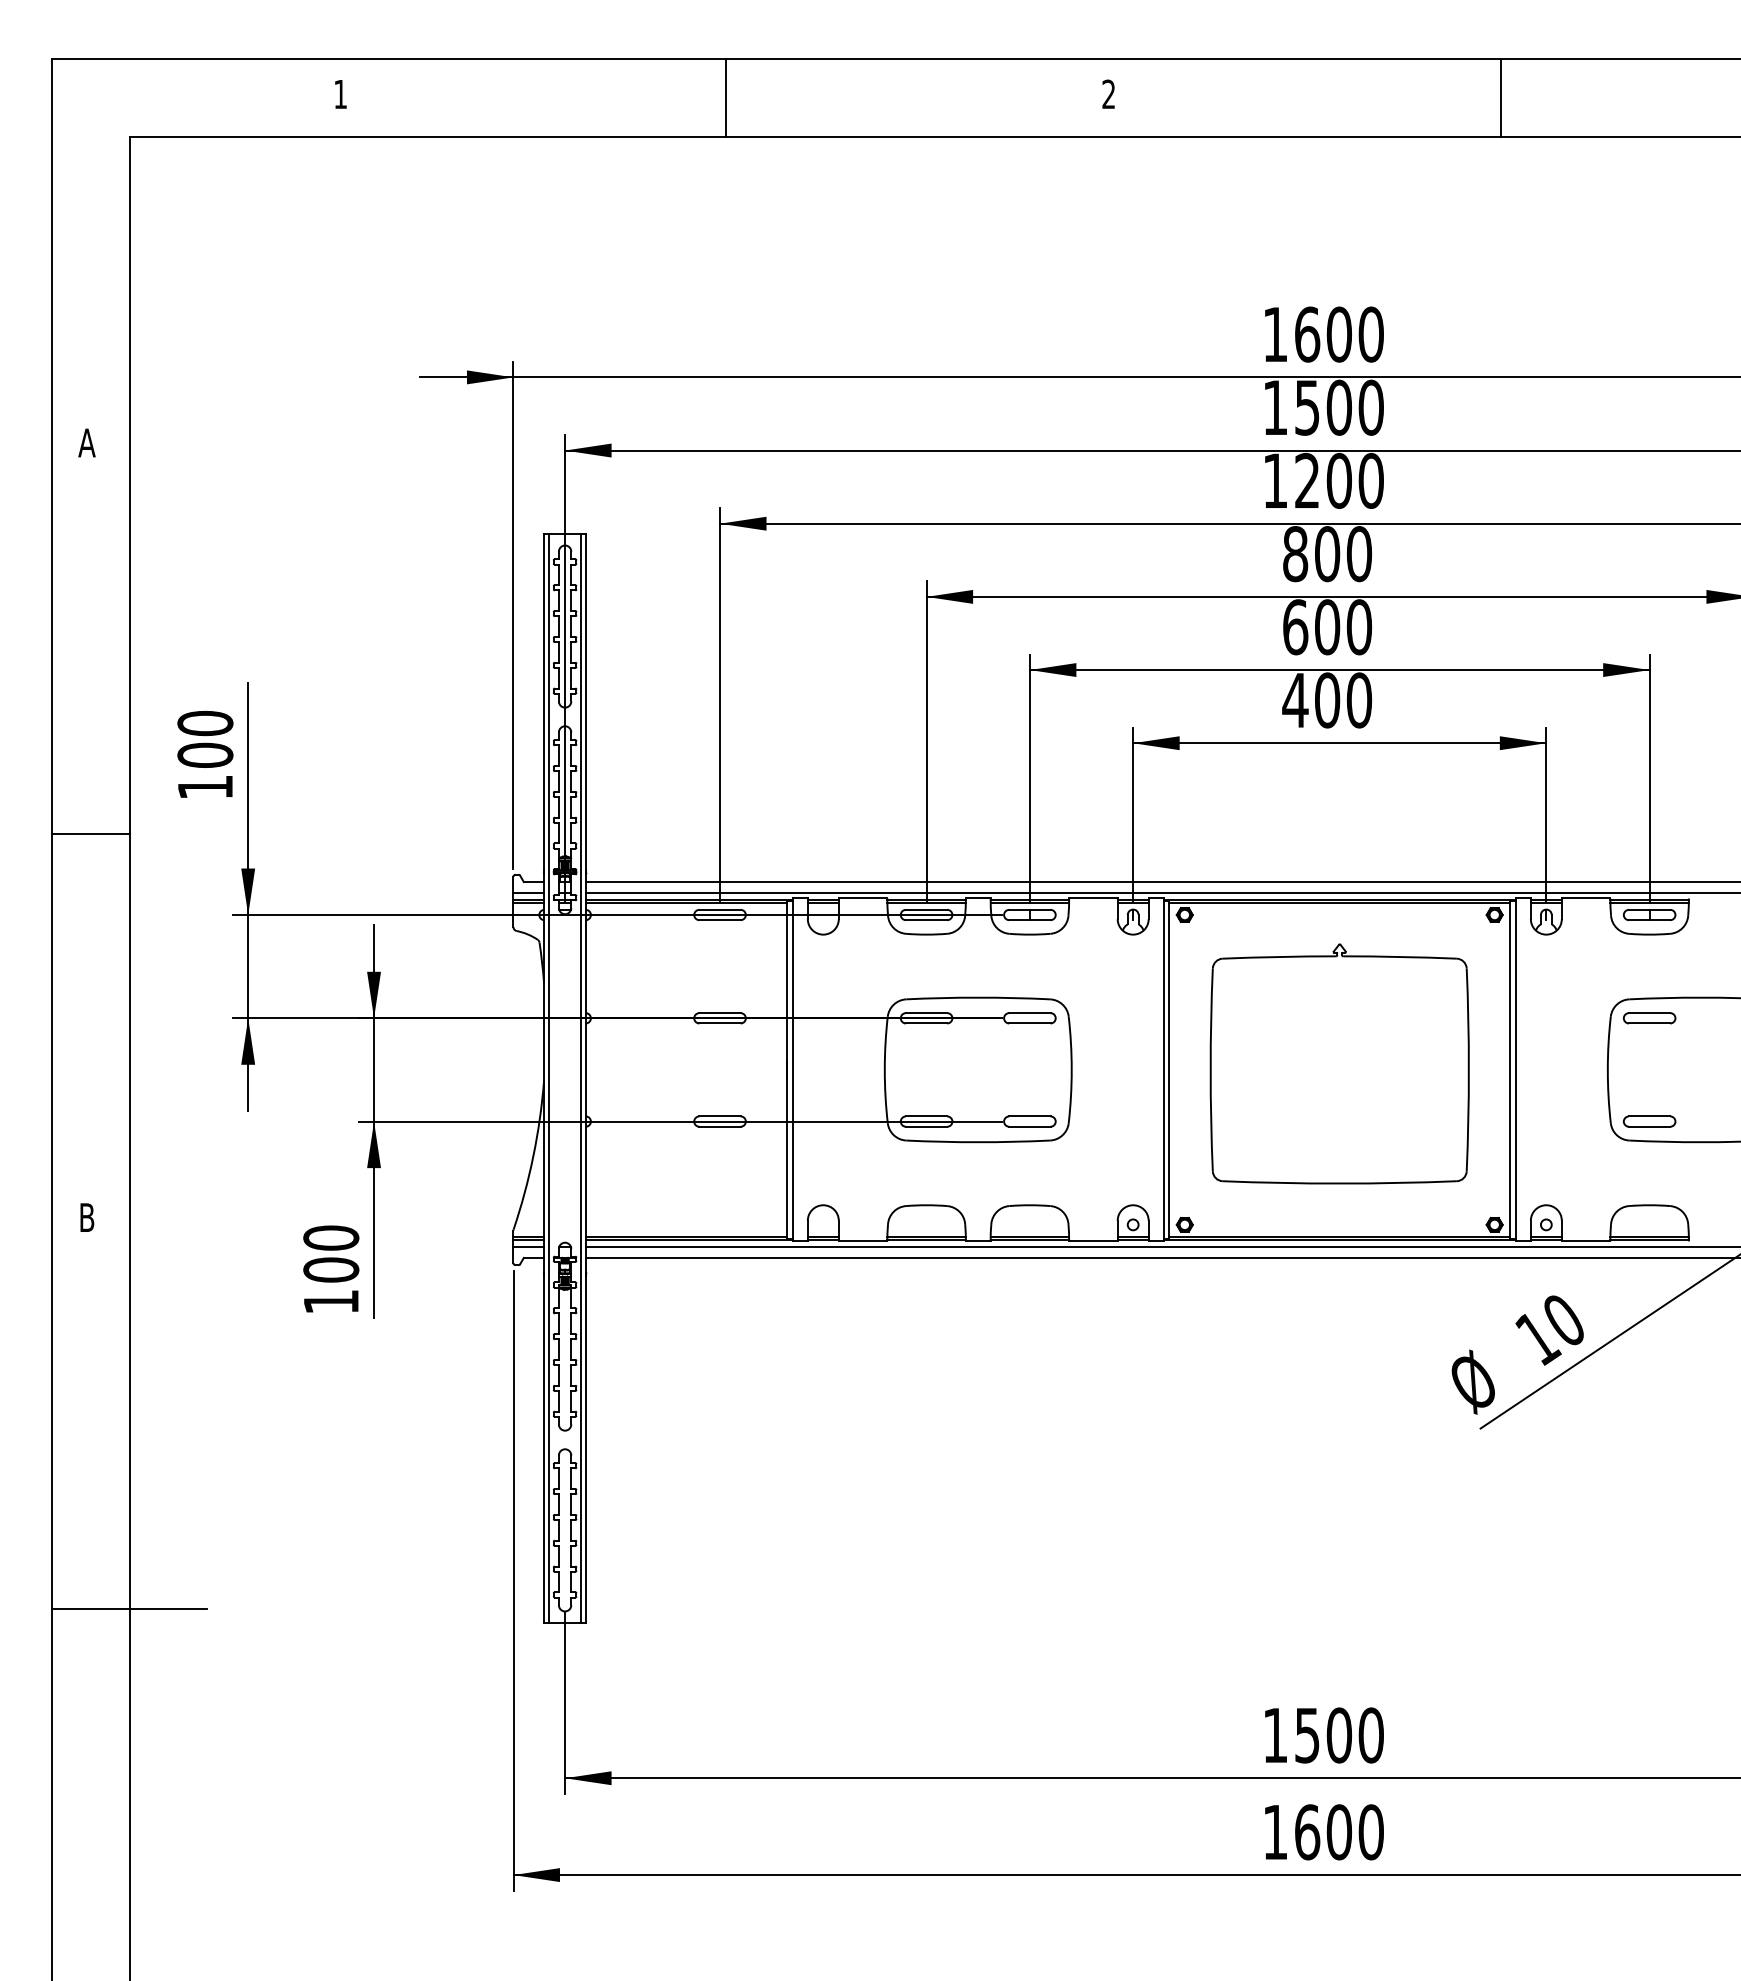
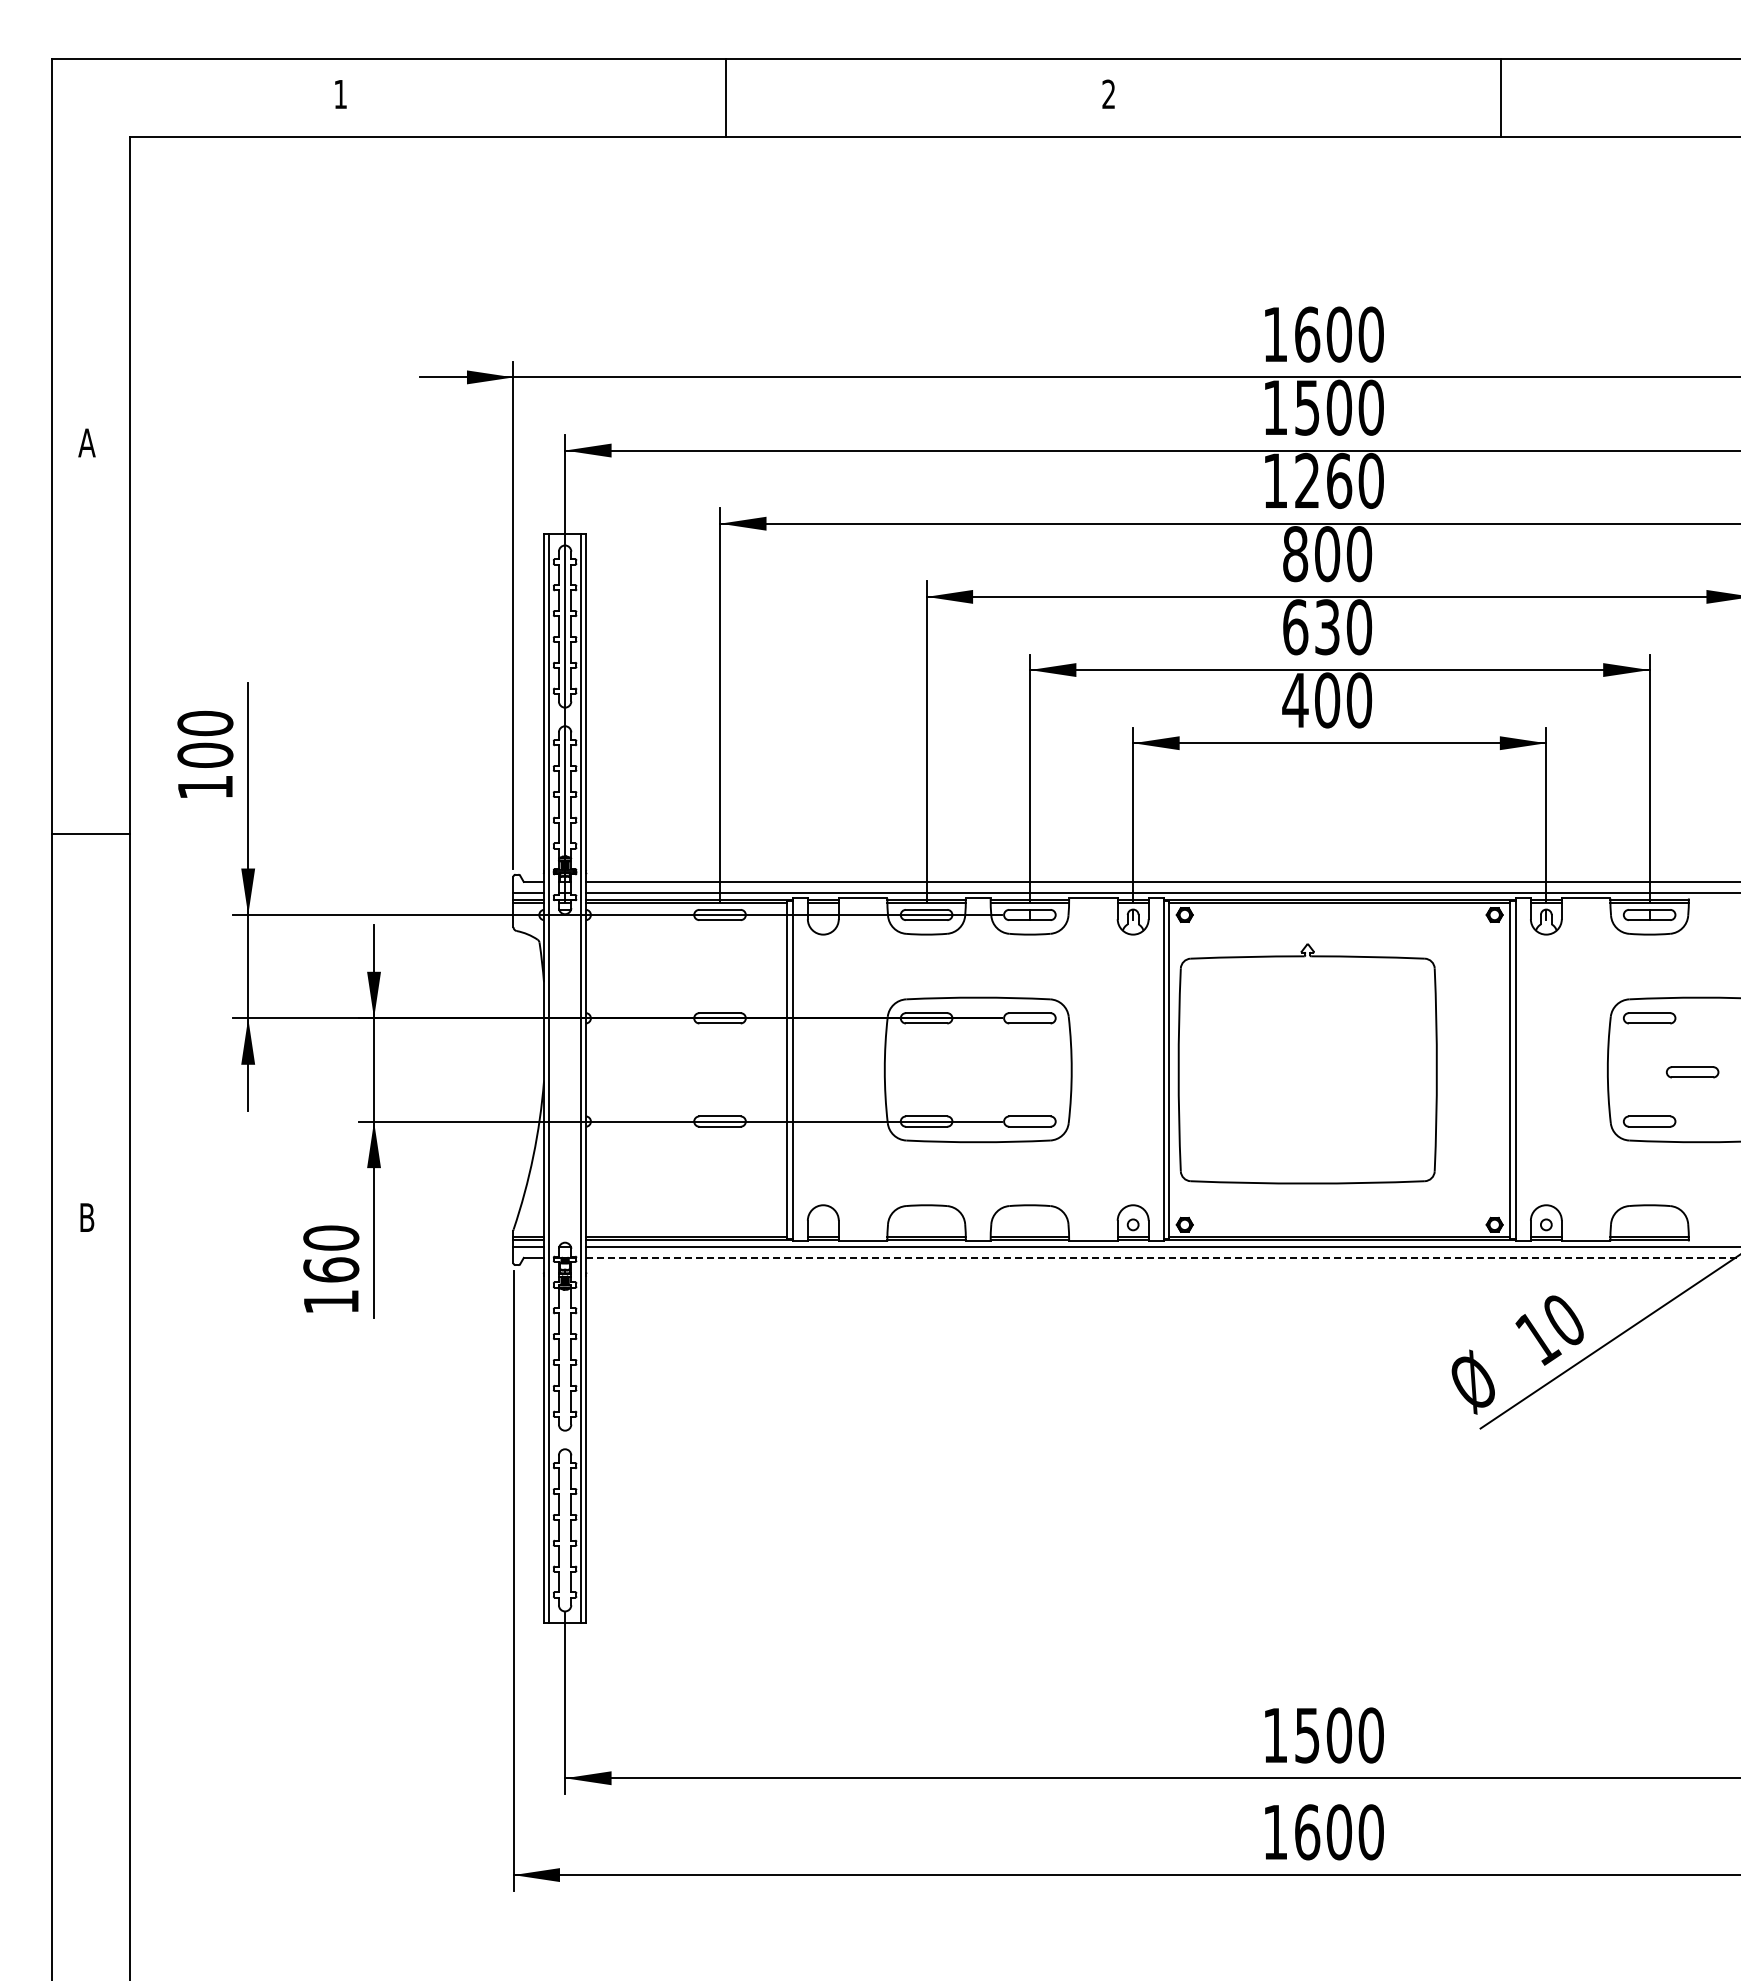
text: 1200 -> 1260 (1339, 480)
text: 600 -> 630 (1327, 627)
part position: (1339, 1063) -> (1307, 1063) (1307, 1063)
part: none -> present (1692, 1072)
line: solid -> dashed (1163, 1257)
text: 100 -> 160 (331, 1269)
line: present -> none (129, 1608)
